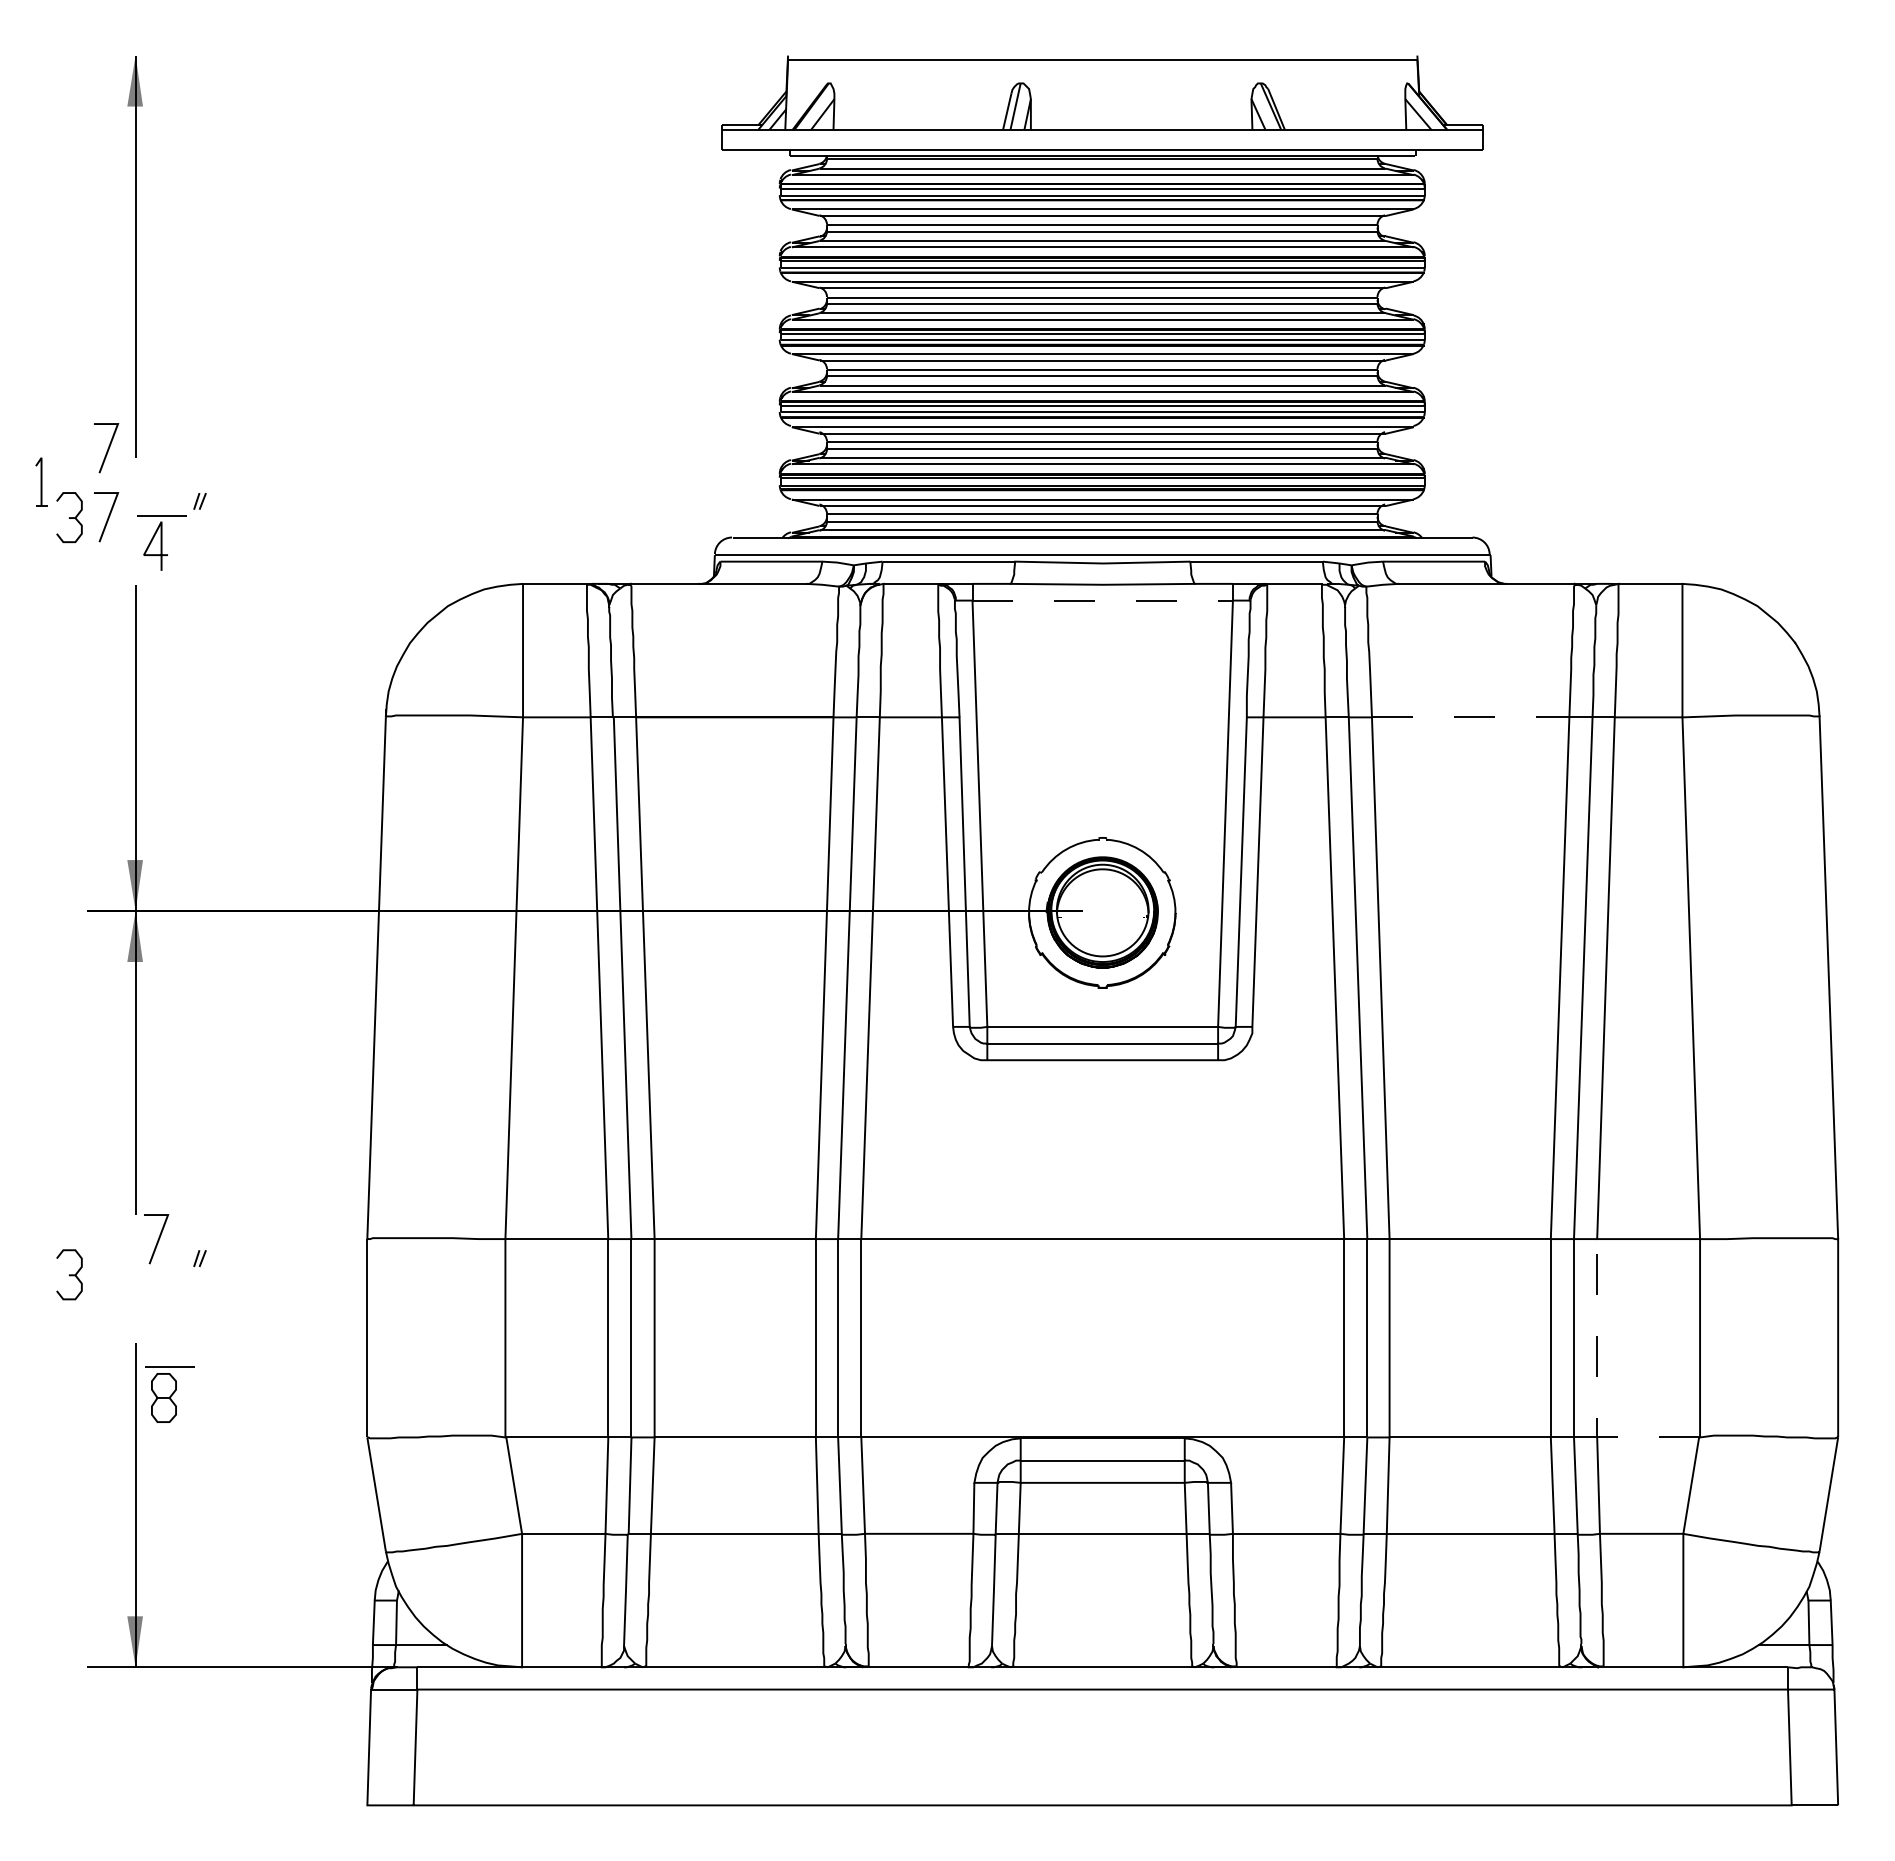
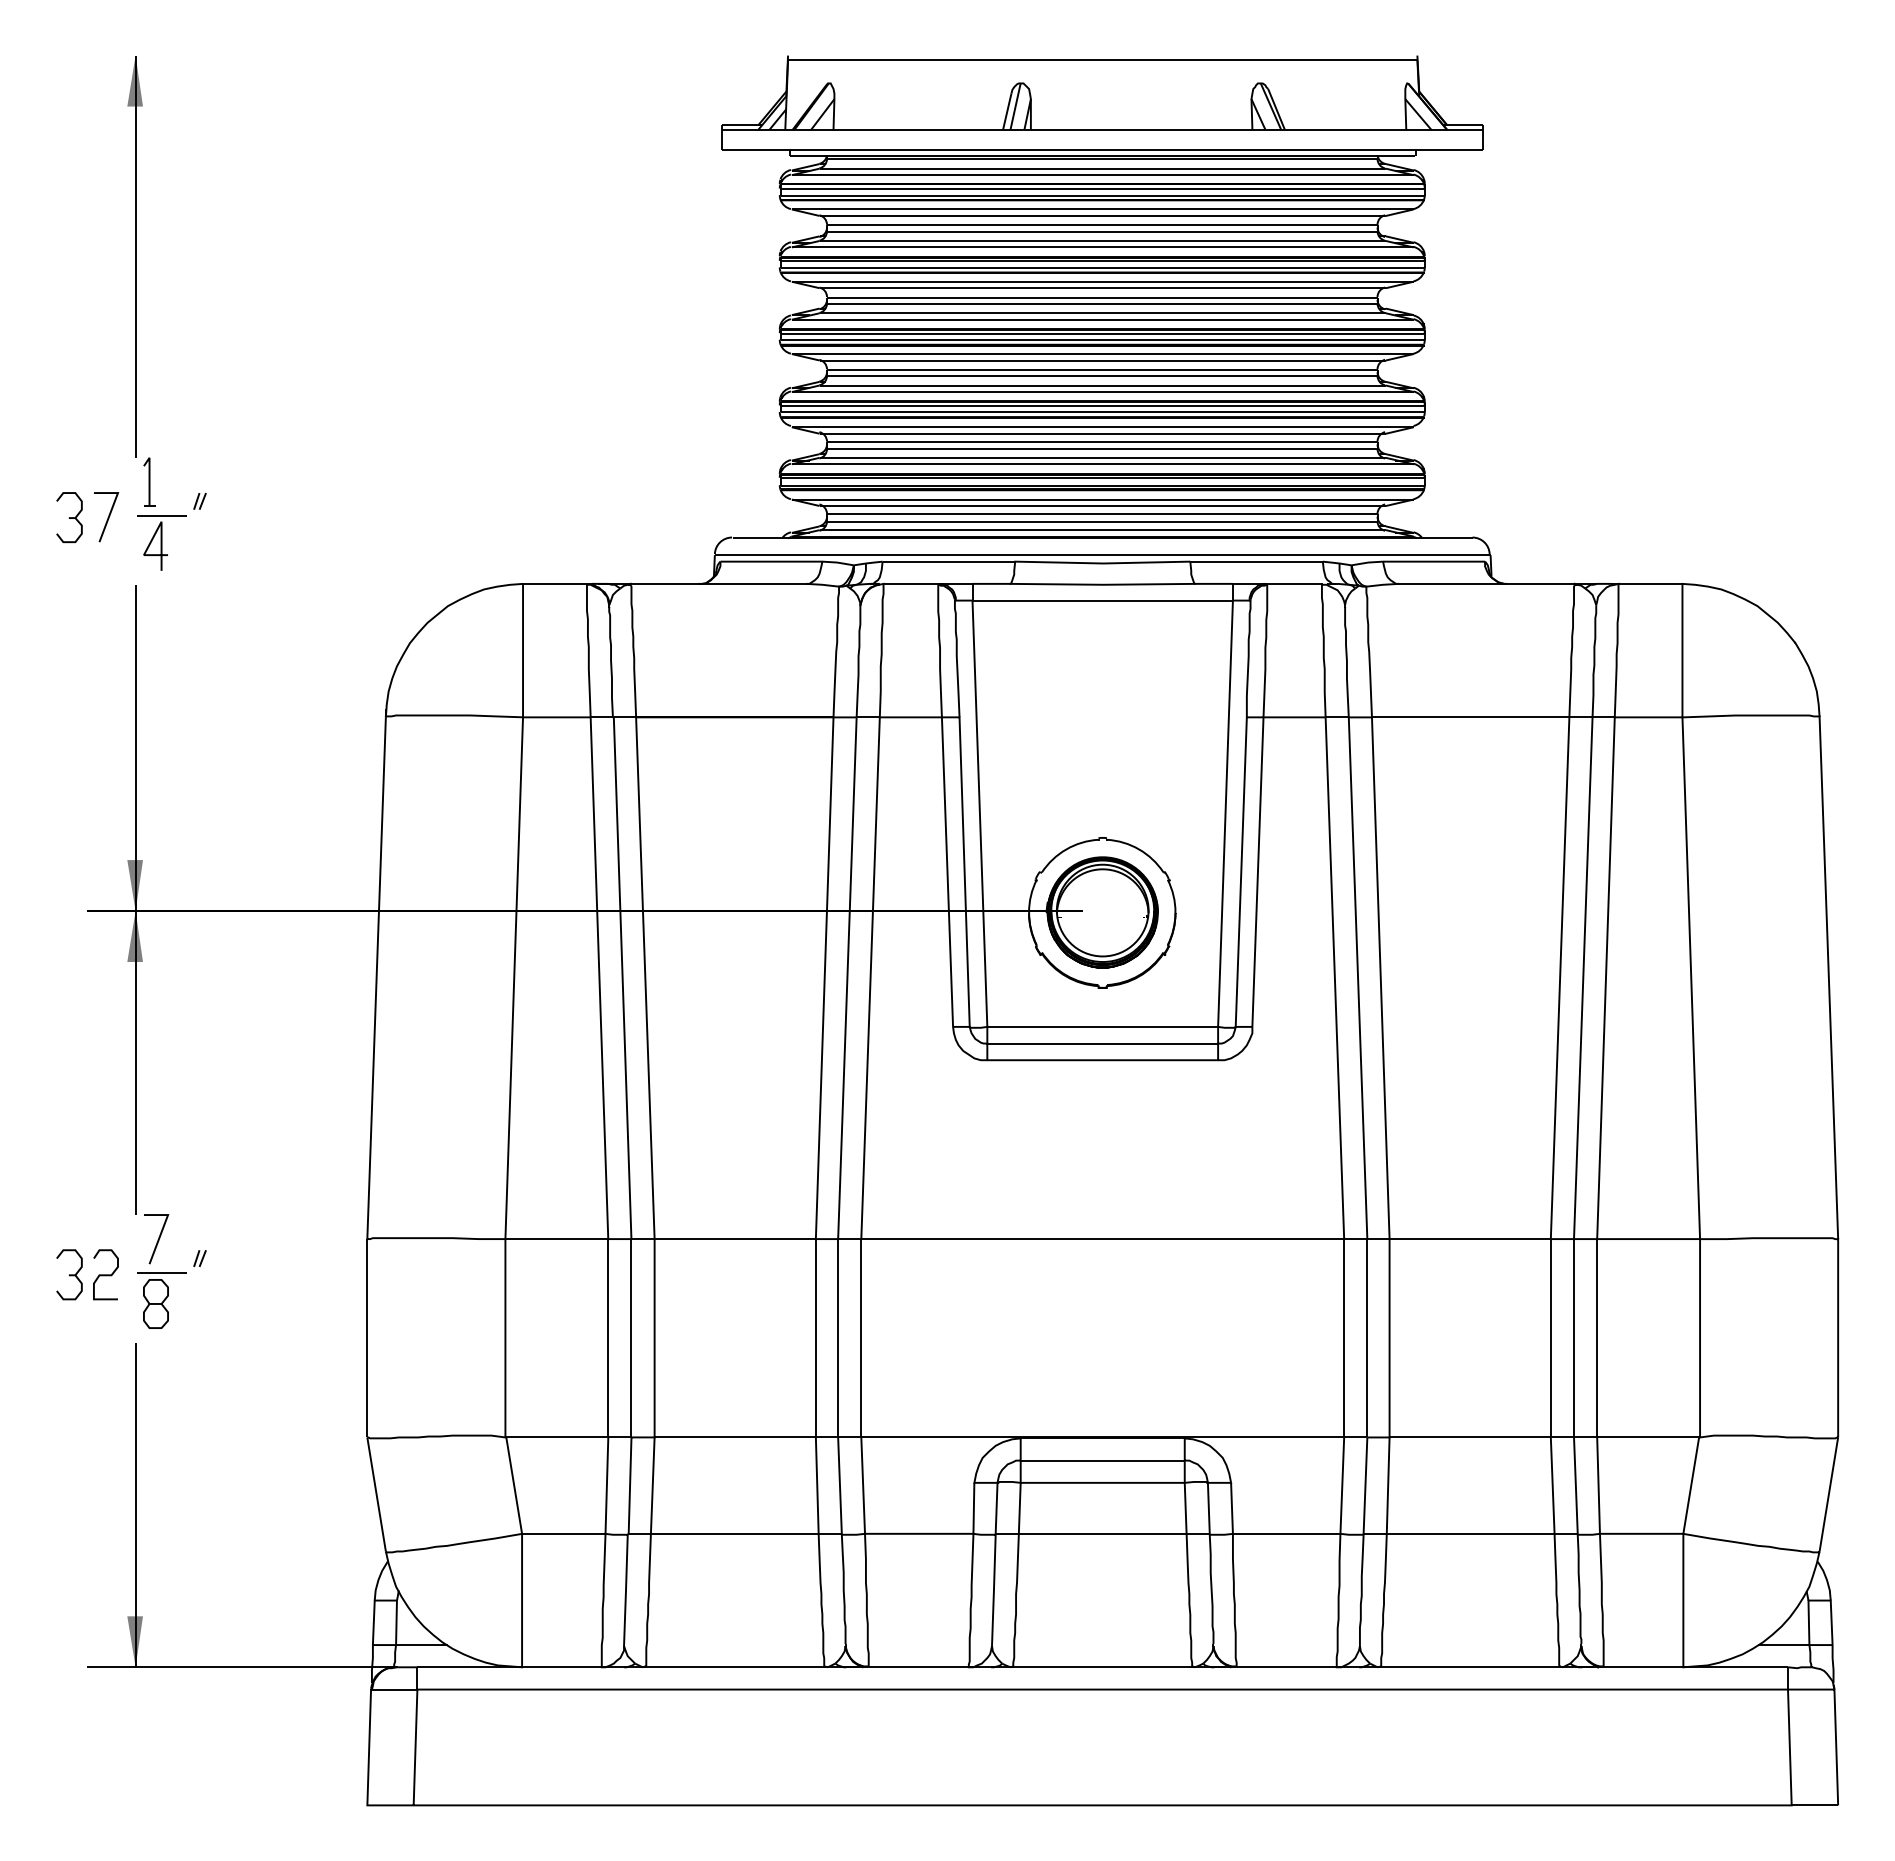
line: present -> none (107, 448)
part position: (41, 481) -> (149, 481) (149, 481)
line: dashed -> solid (1103, 600)
line: dashed -> solid (1470, 717)
curve: none -> present (105, 1274)
line: dashed -> solid (1597, 1390)
part position: (169, 1394) -> (161, 1300) (161, 1300)
